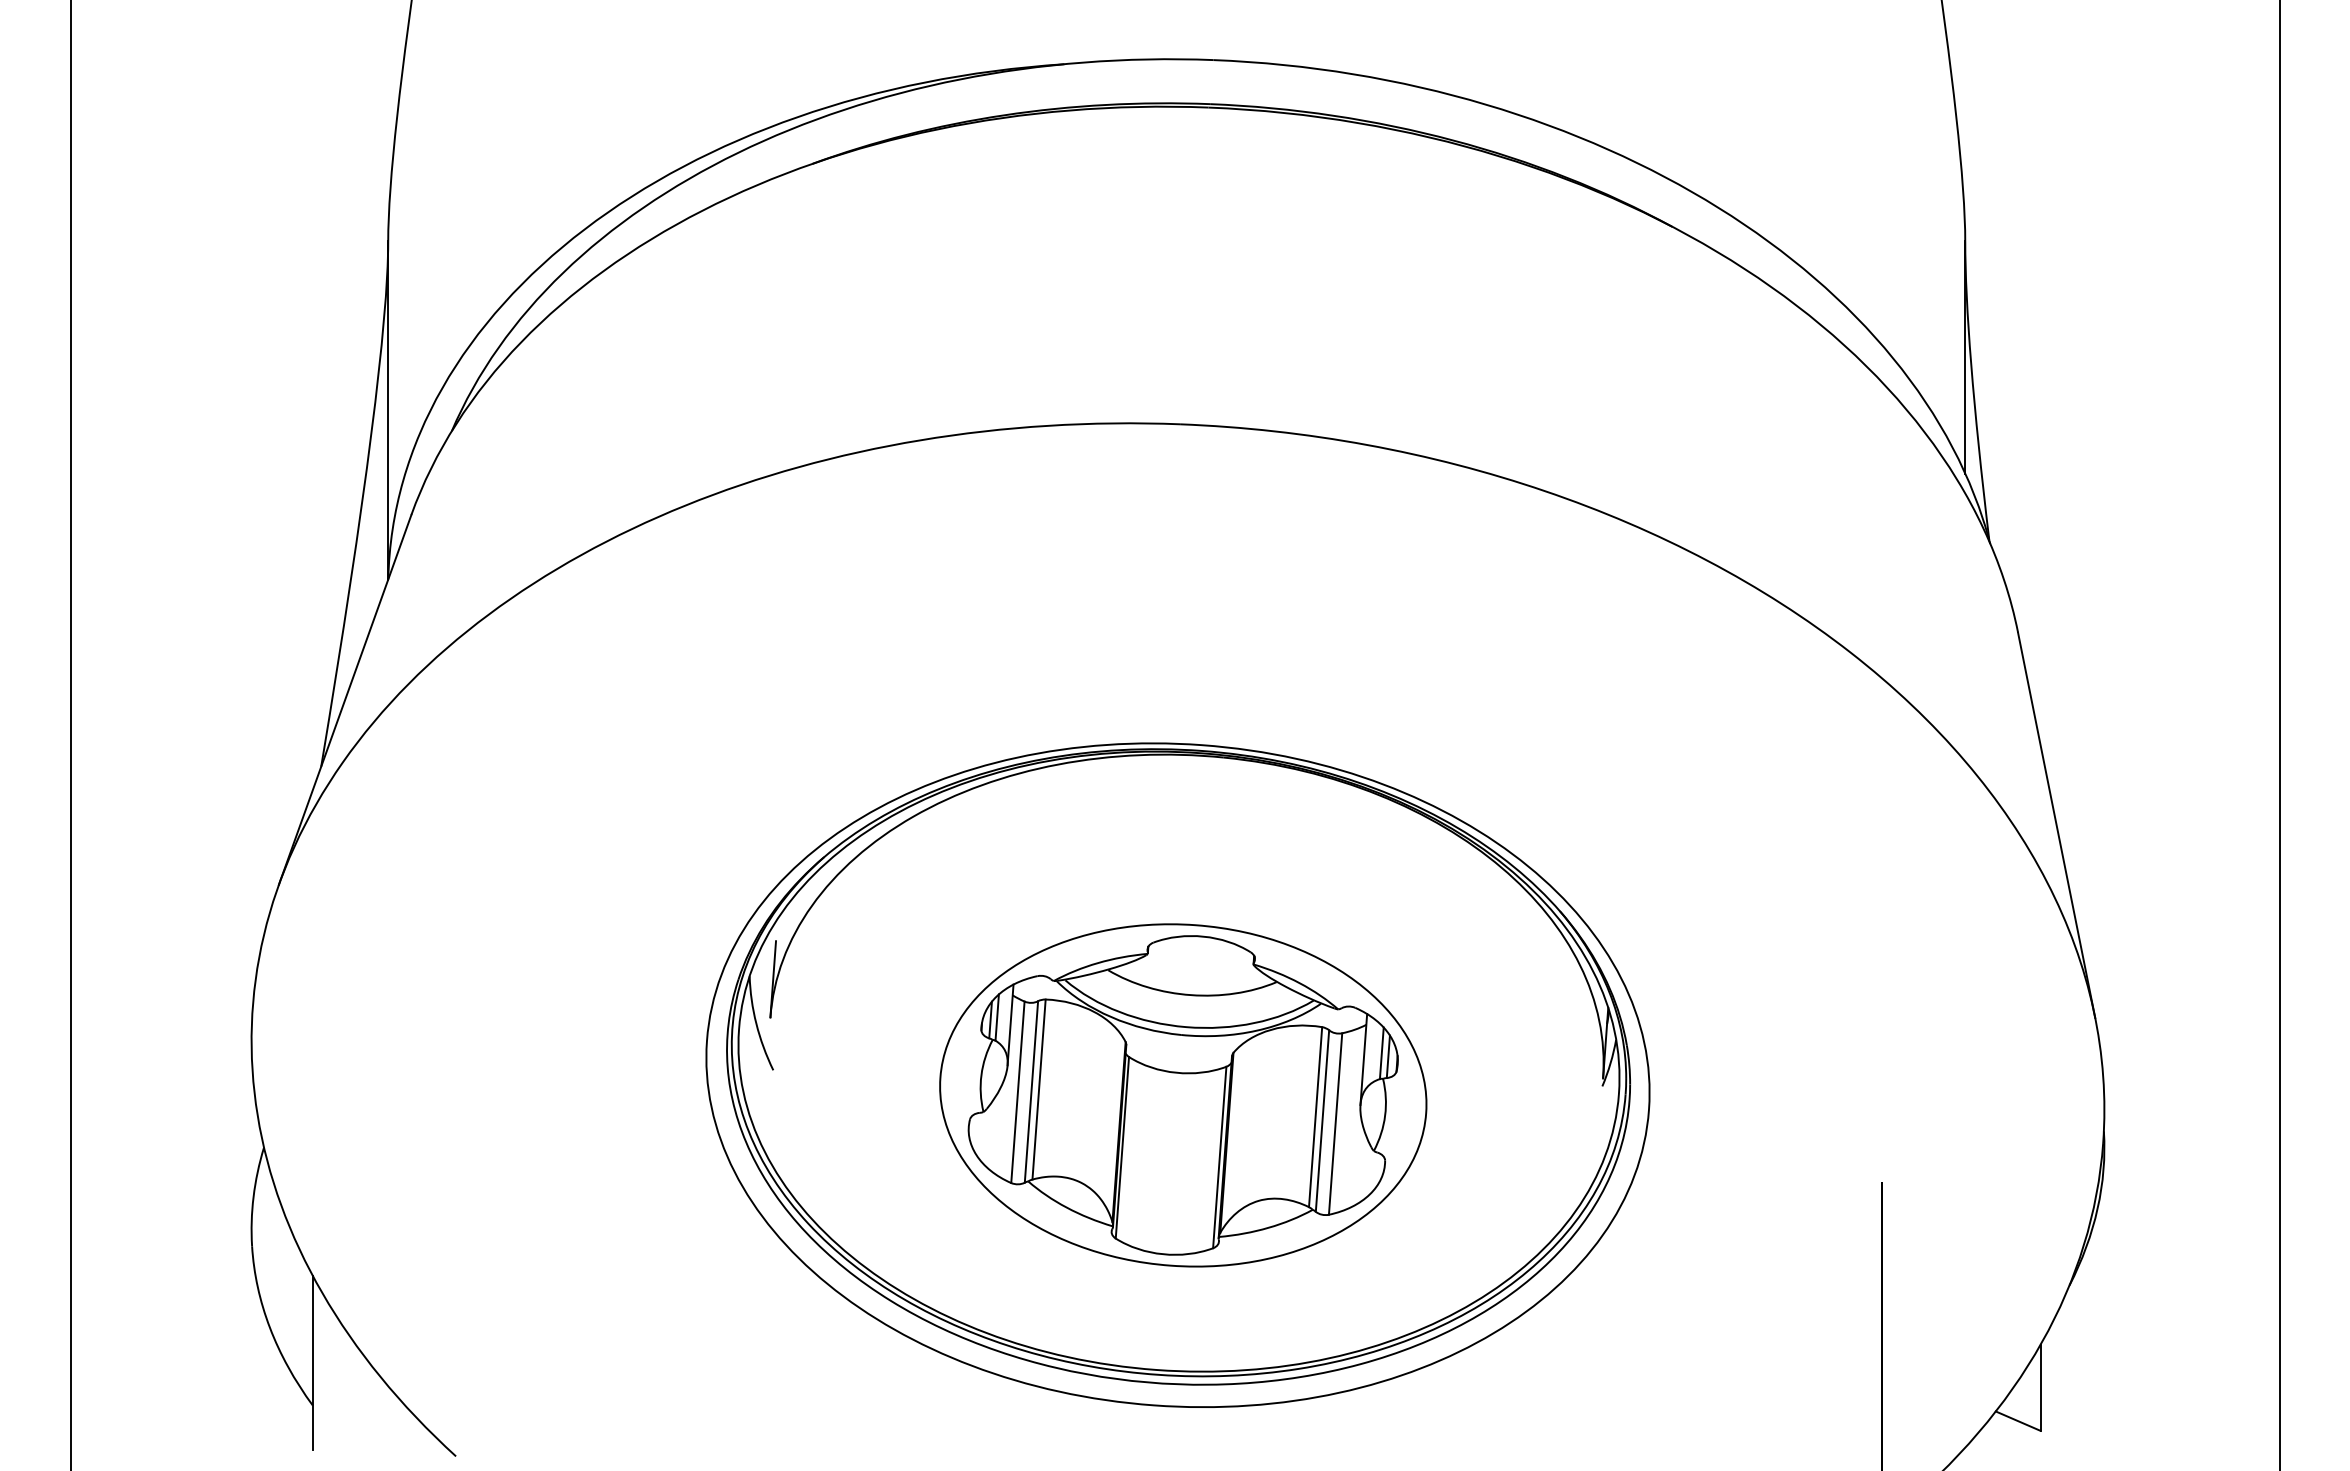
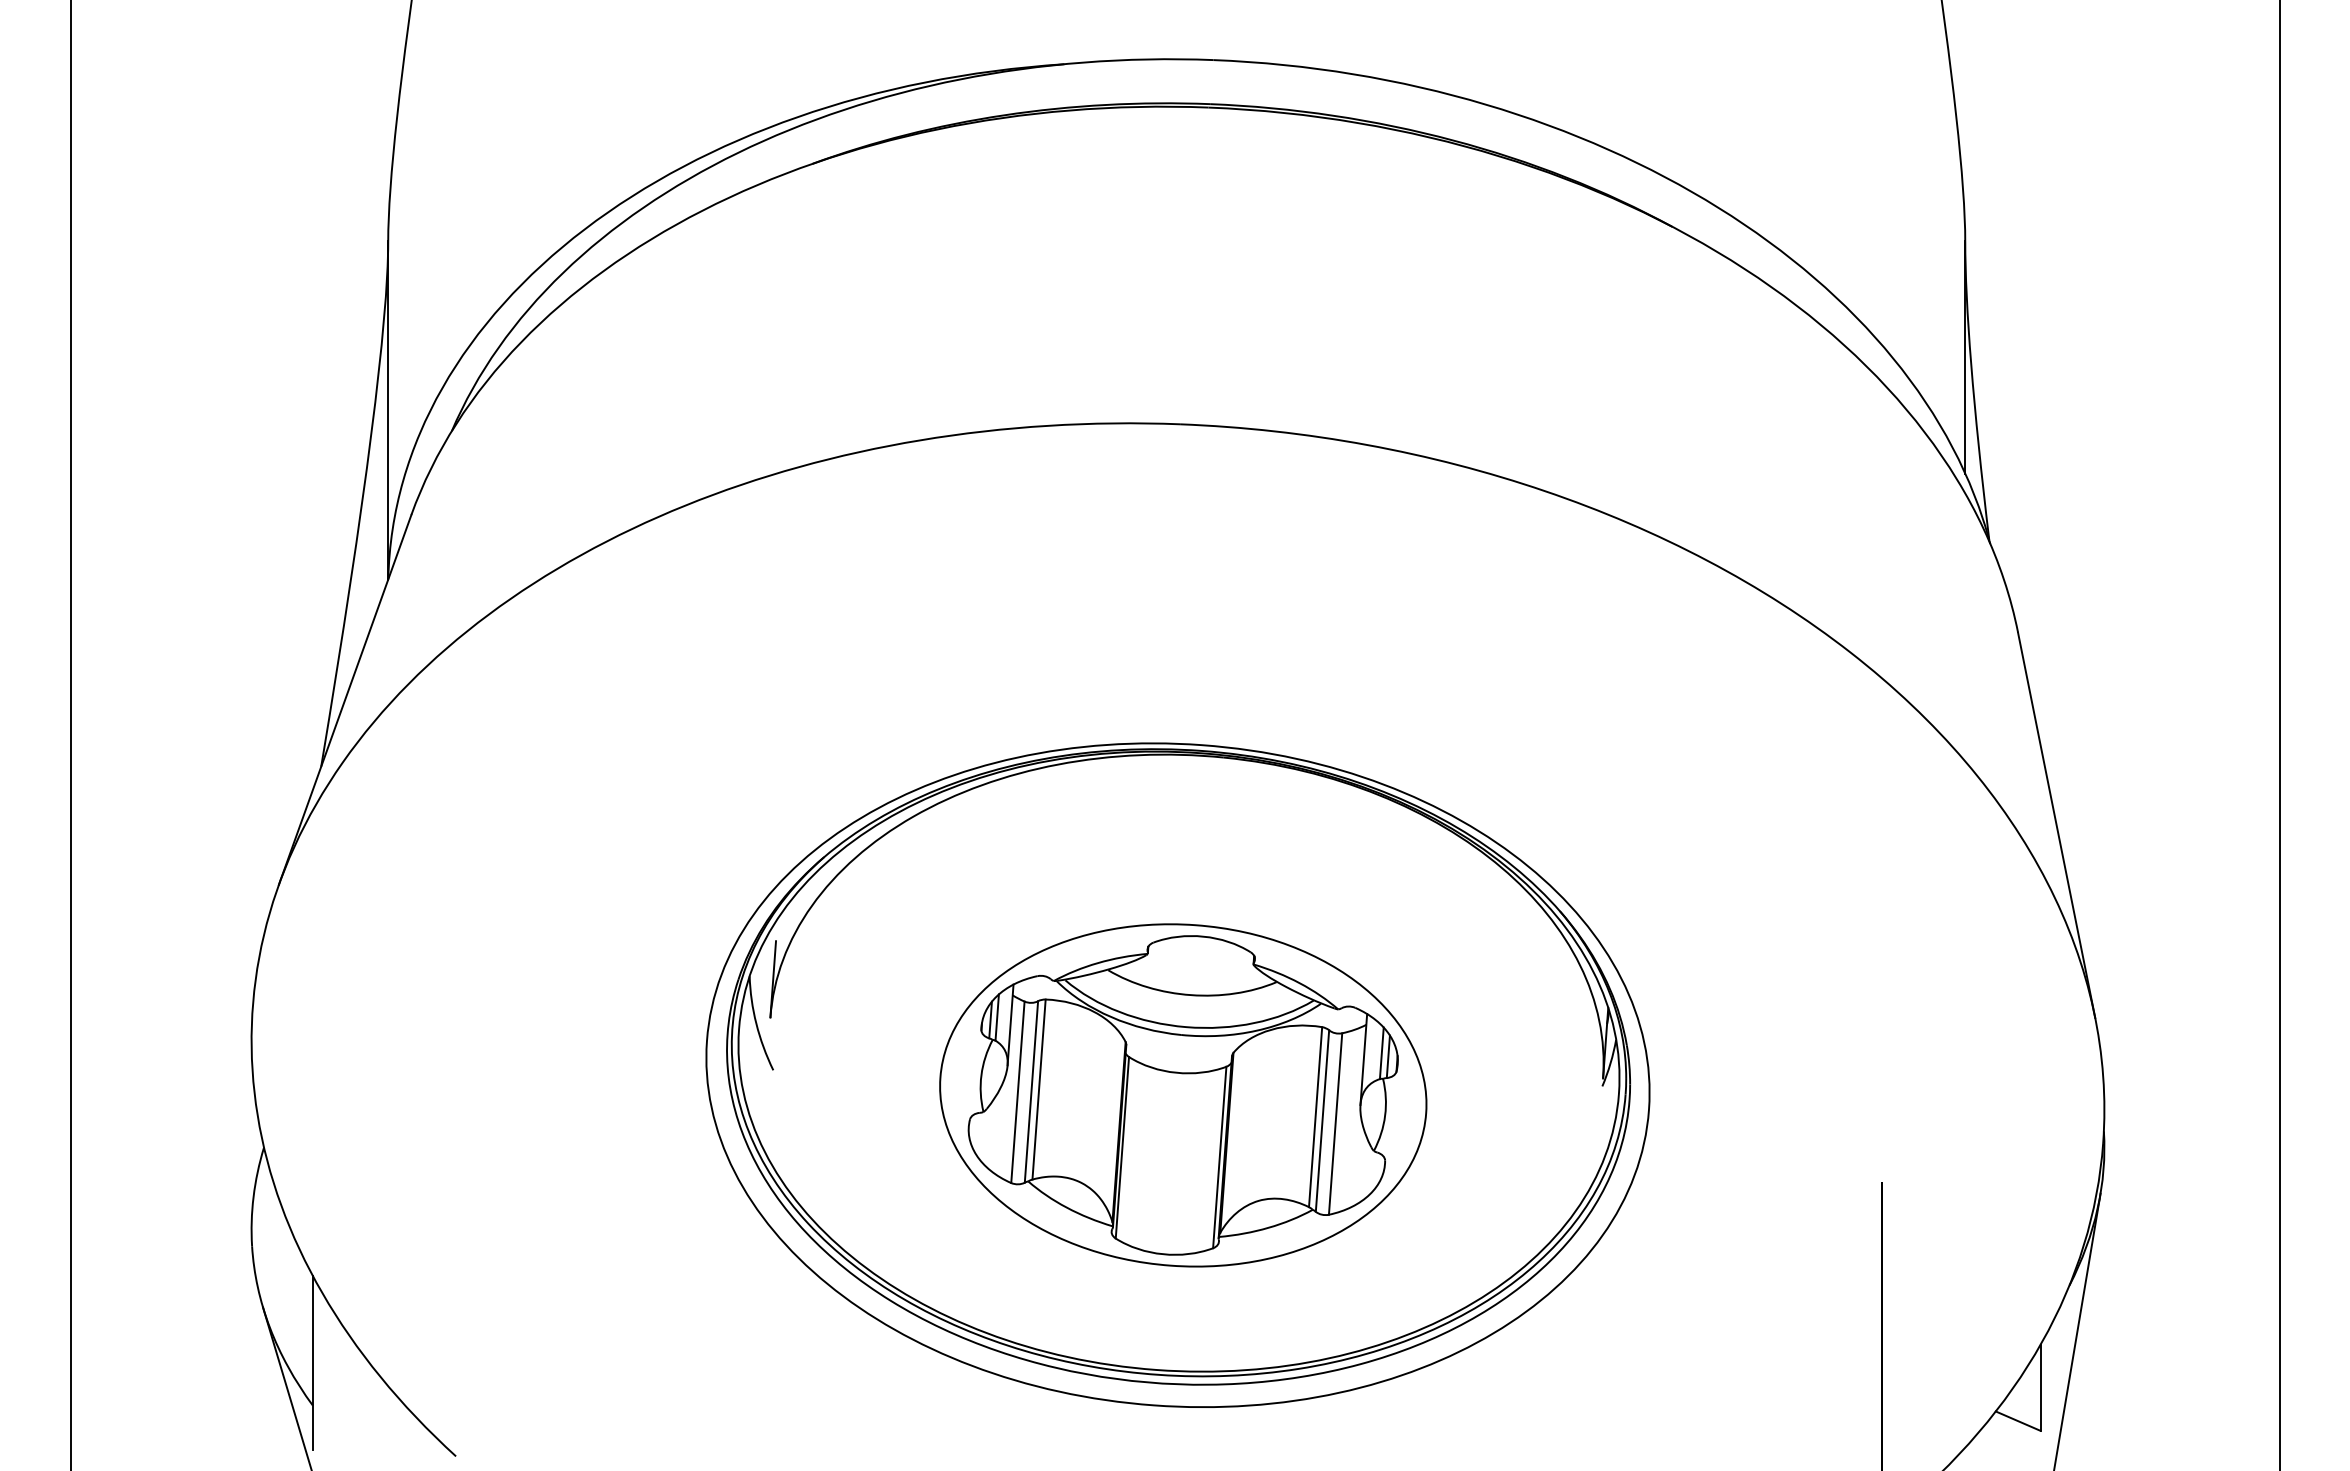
line: none -> present (2077, 1330)
line: none -> present (286, 1387)
